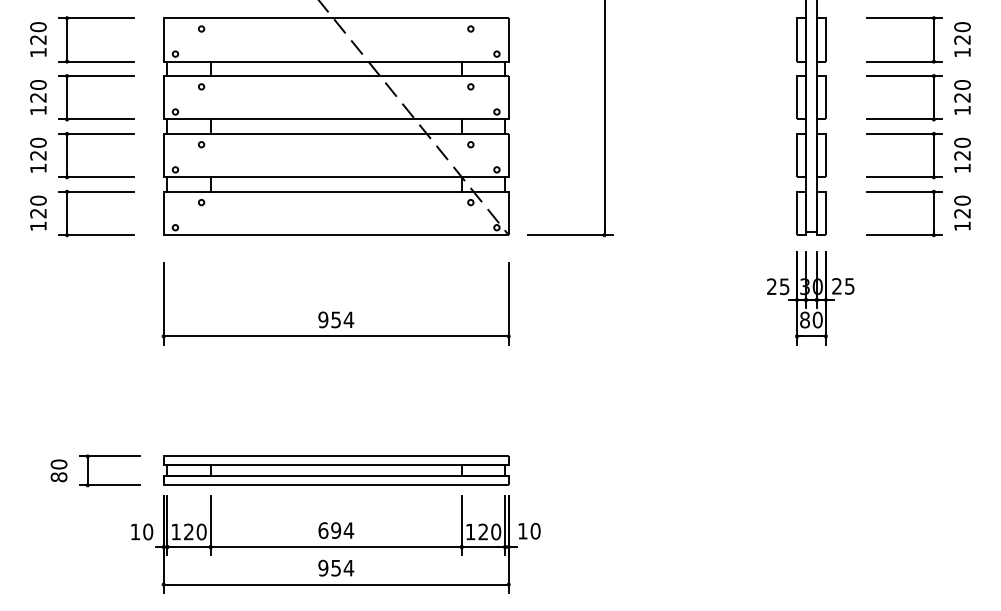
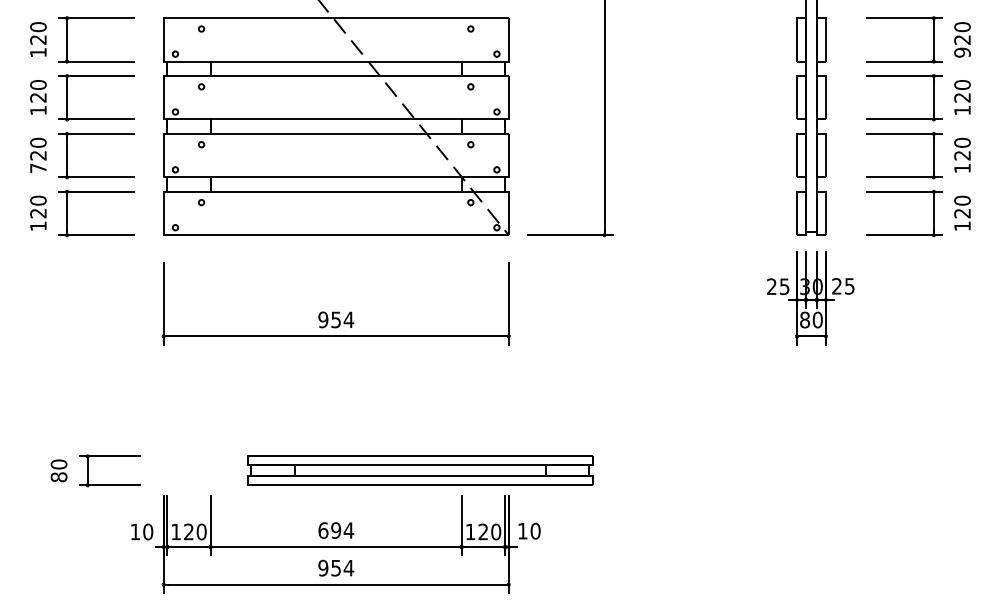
text: 120 -> 920 (962, 52)
text: 120 -> 720 (38, 168)
part position: (336, 470) -> (420, 470) (420, 470)
